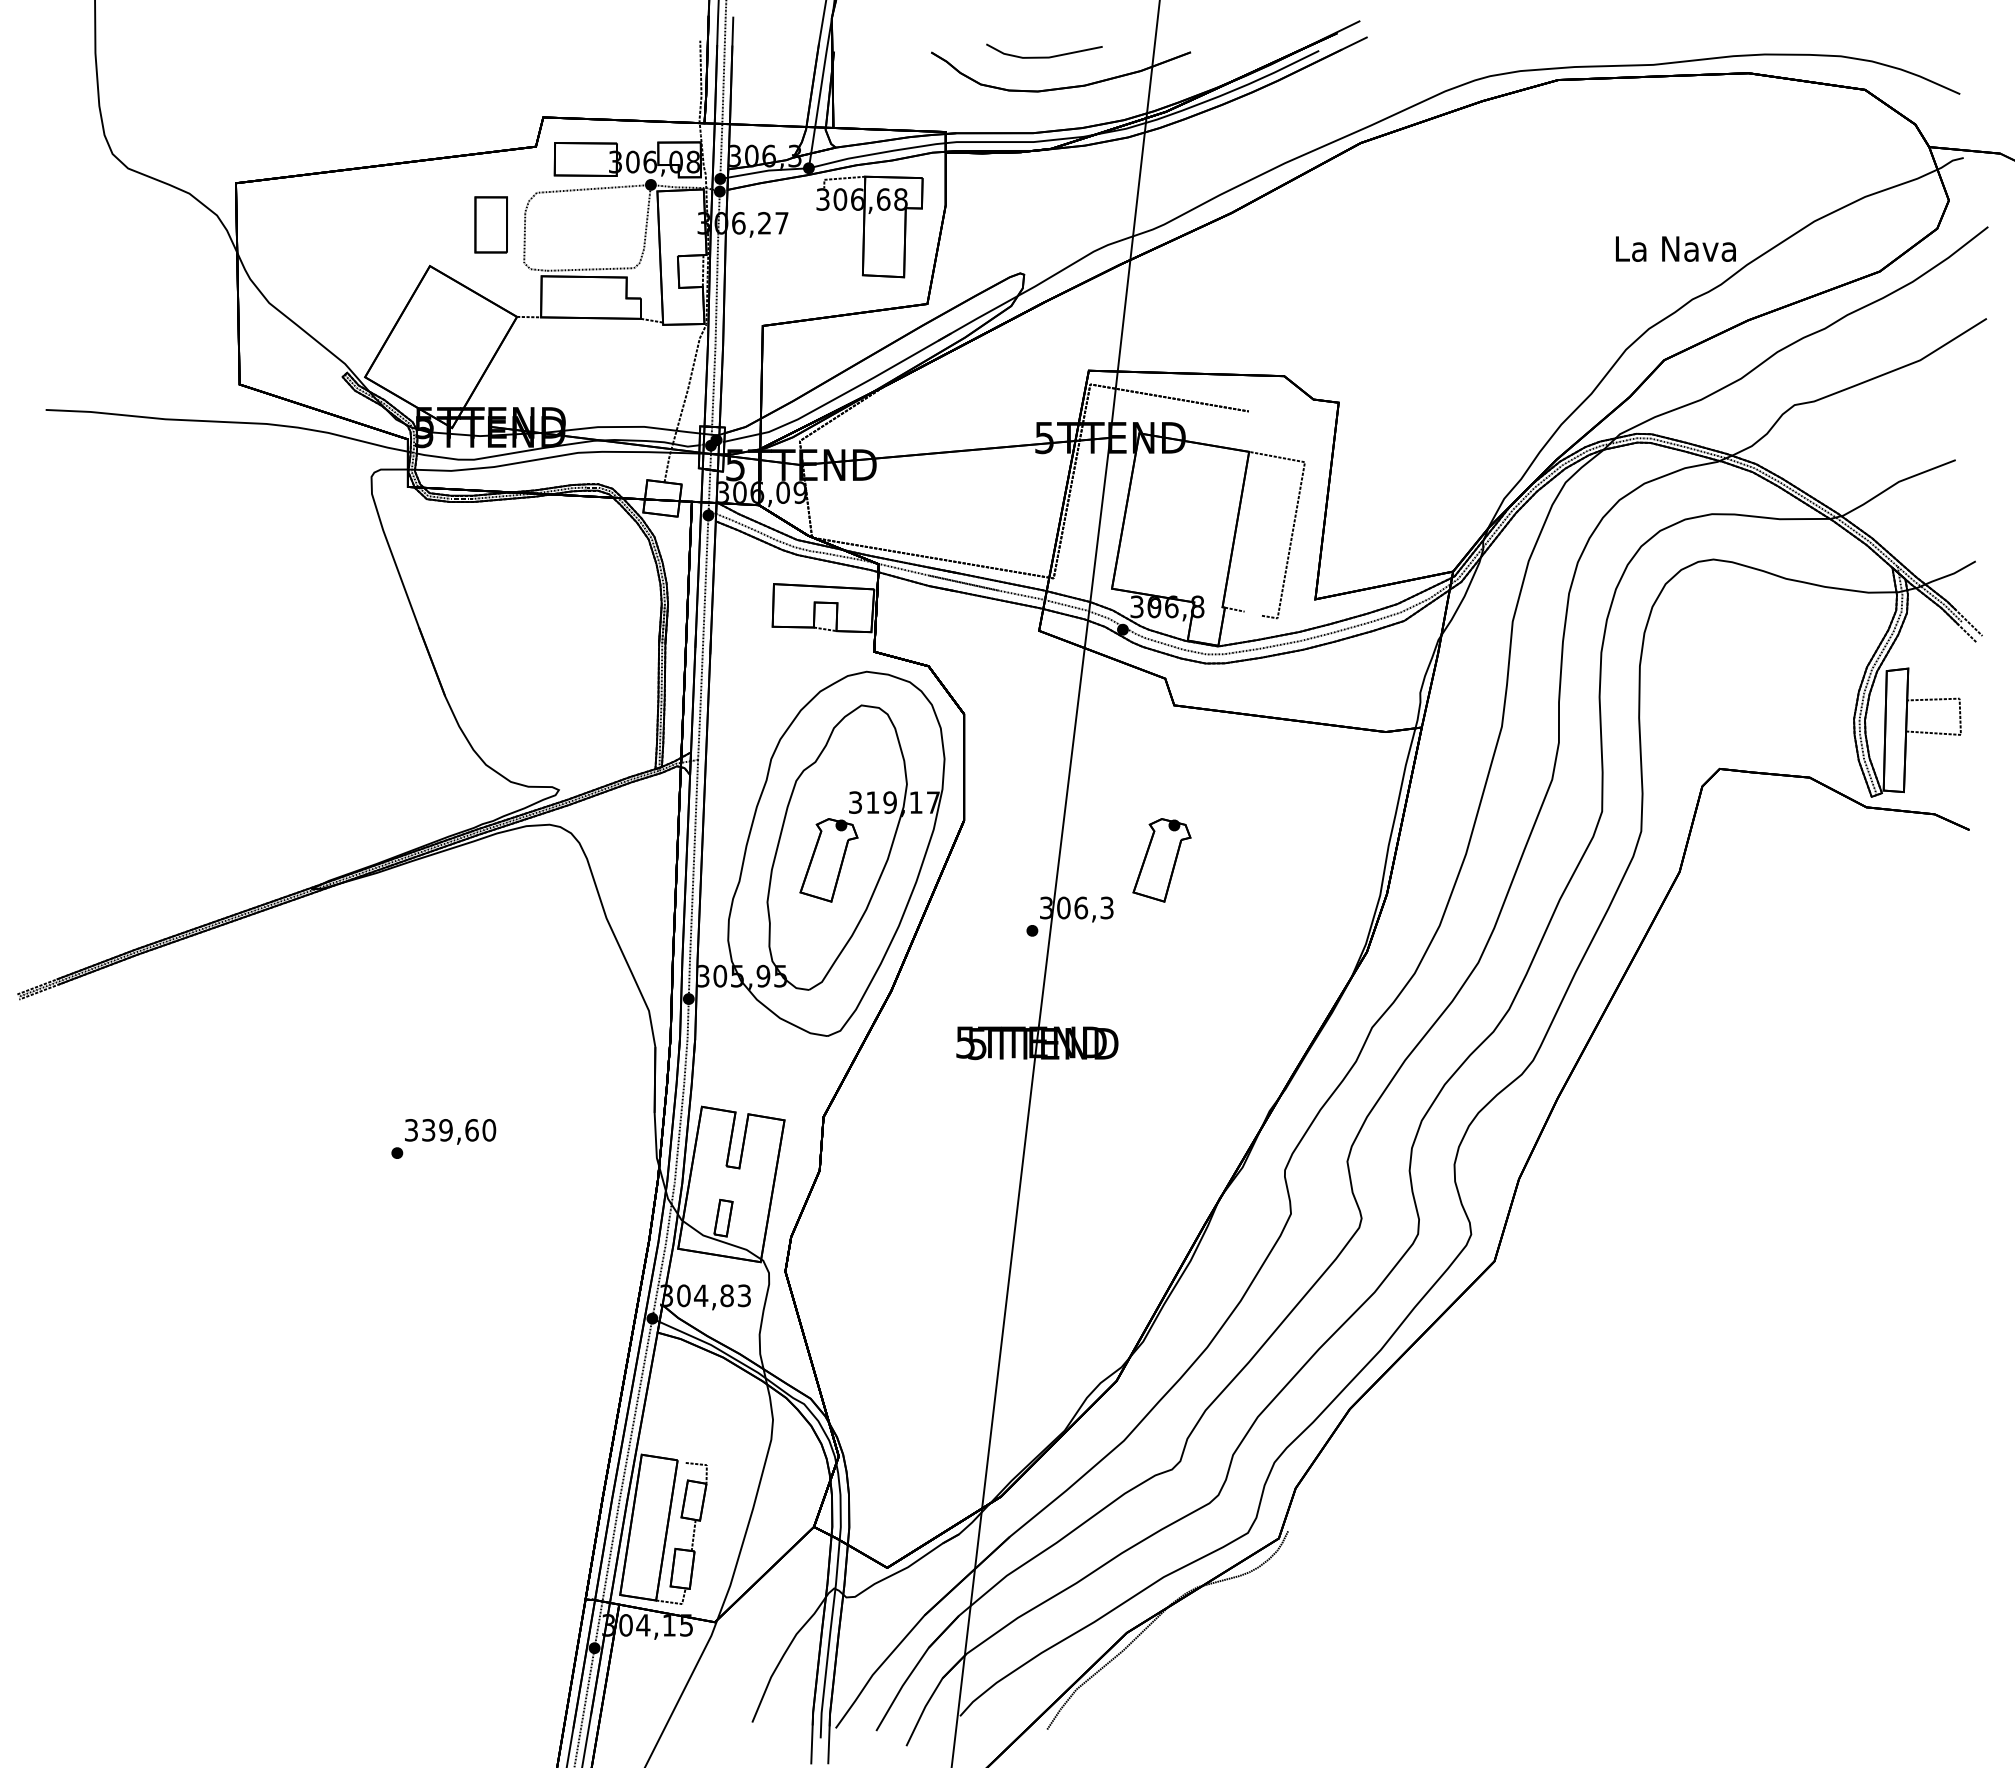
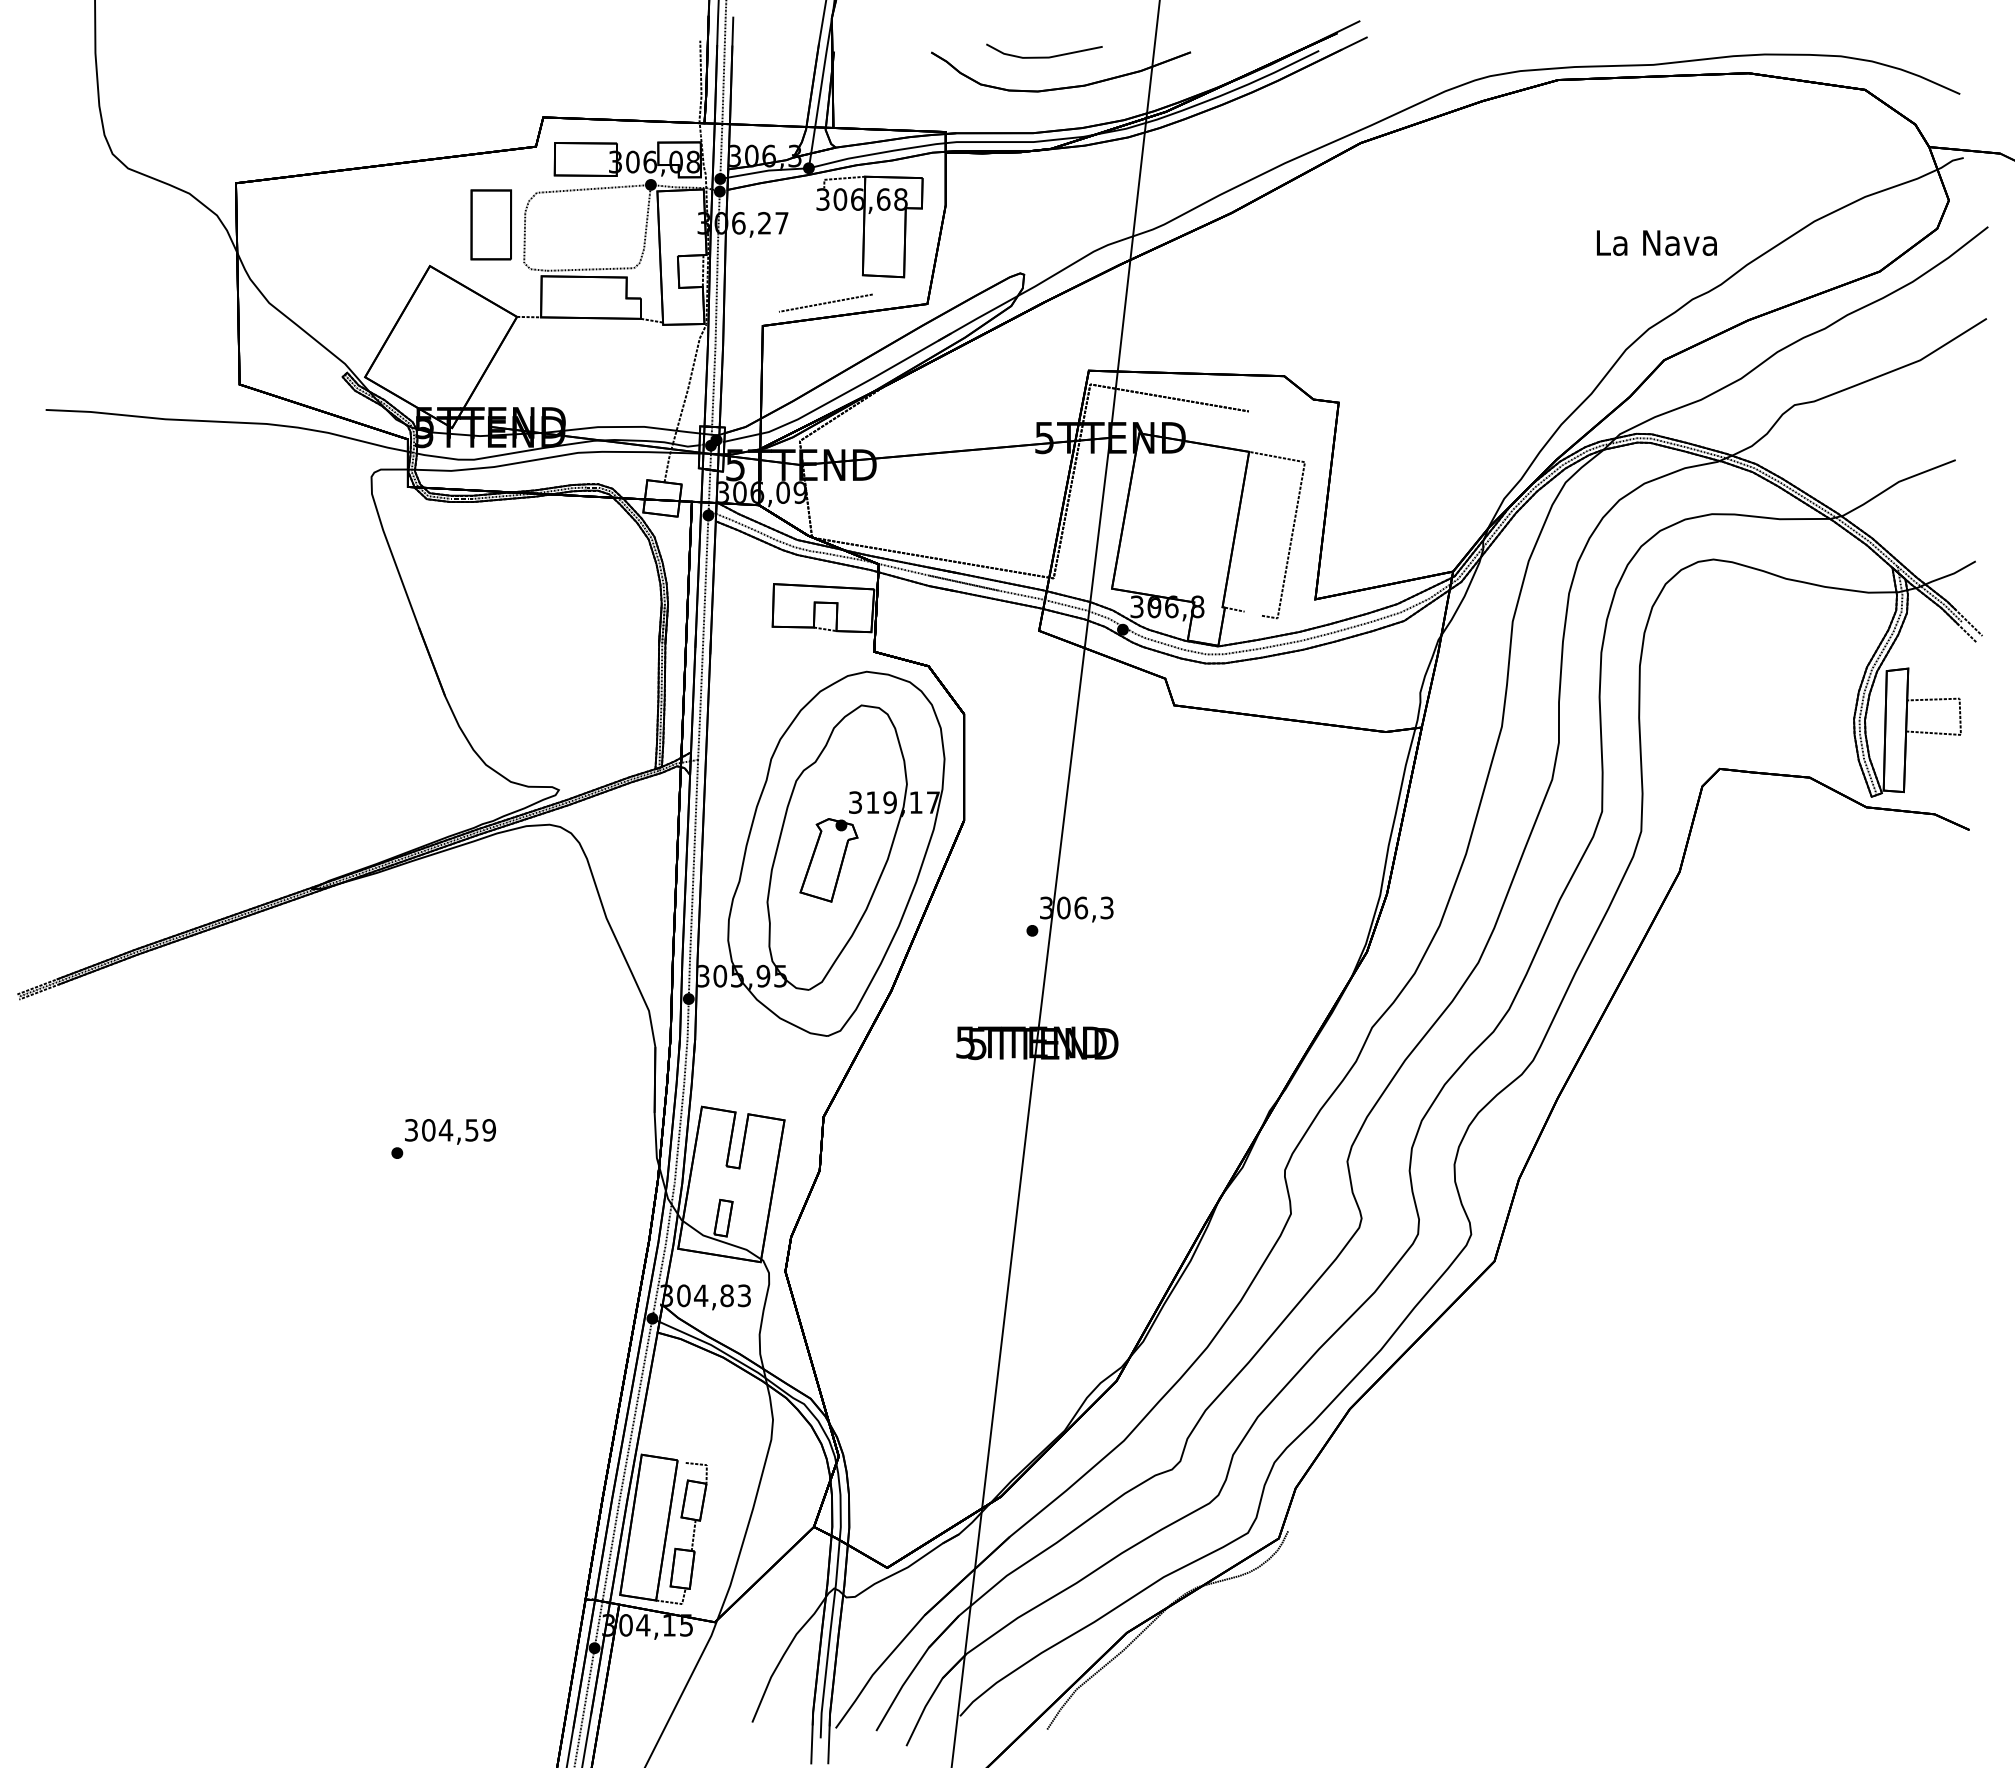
part size: 34x58 px -> 42x72 px (490, 224)
text position: (1675, 248) -> (1656, 242) (1656, 242)
line: none -> present (825, 302)
part: present -> none (1161, 860)
text: 339,60 -> 304,59 (459, 1130)
